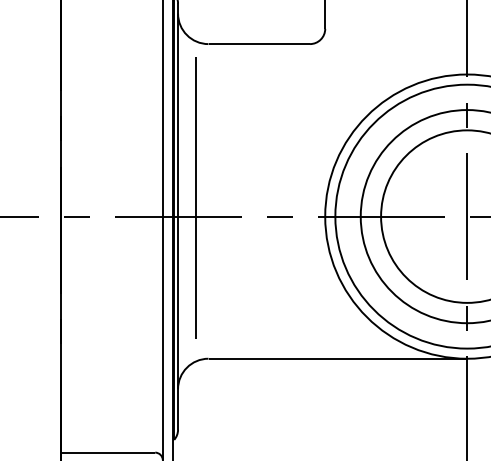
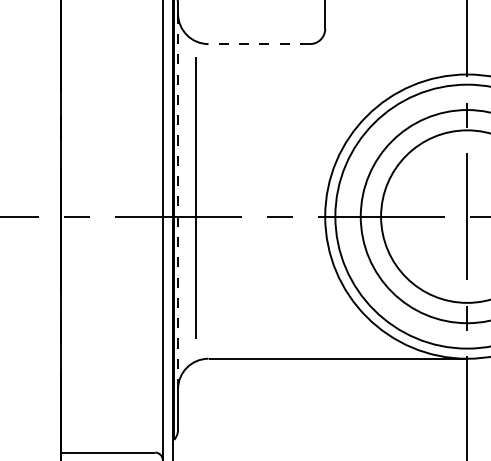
line: solid -> dashed (259, 44)
line: solid -> dashed (178, 201)
